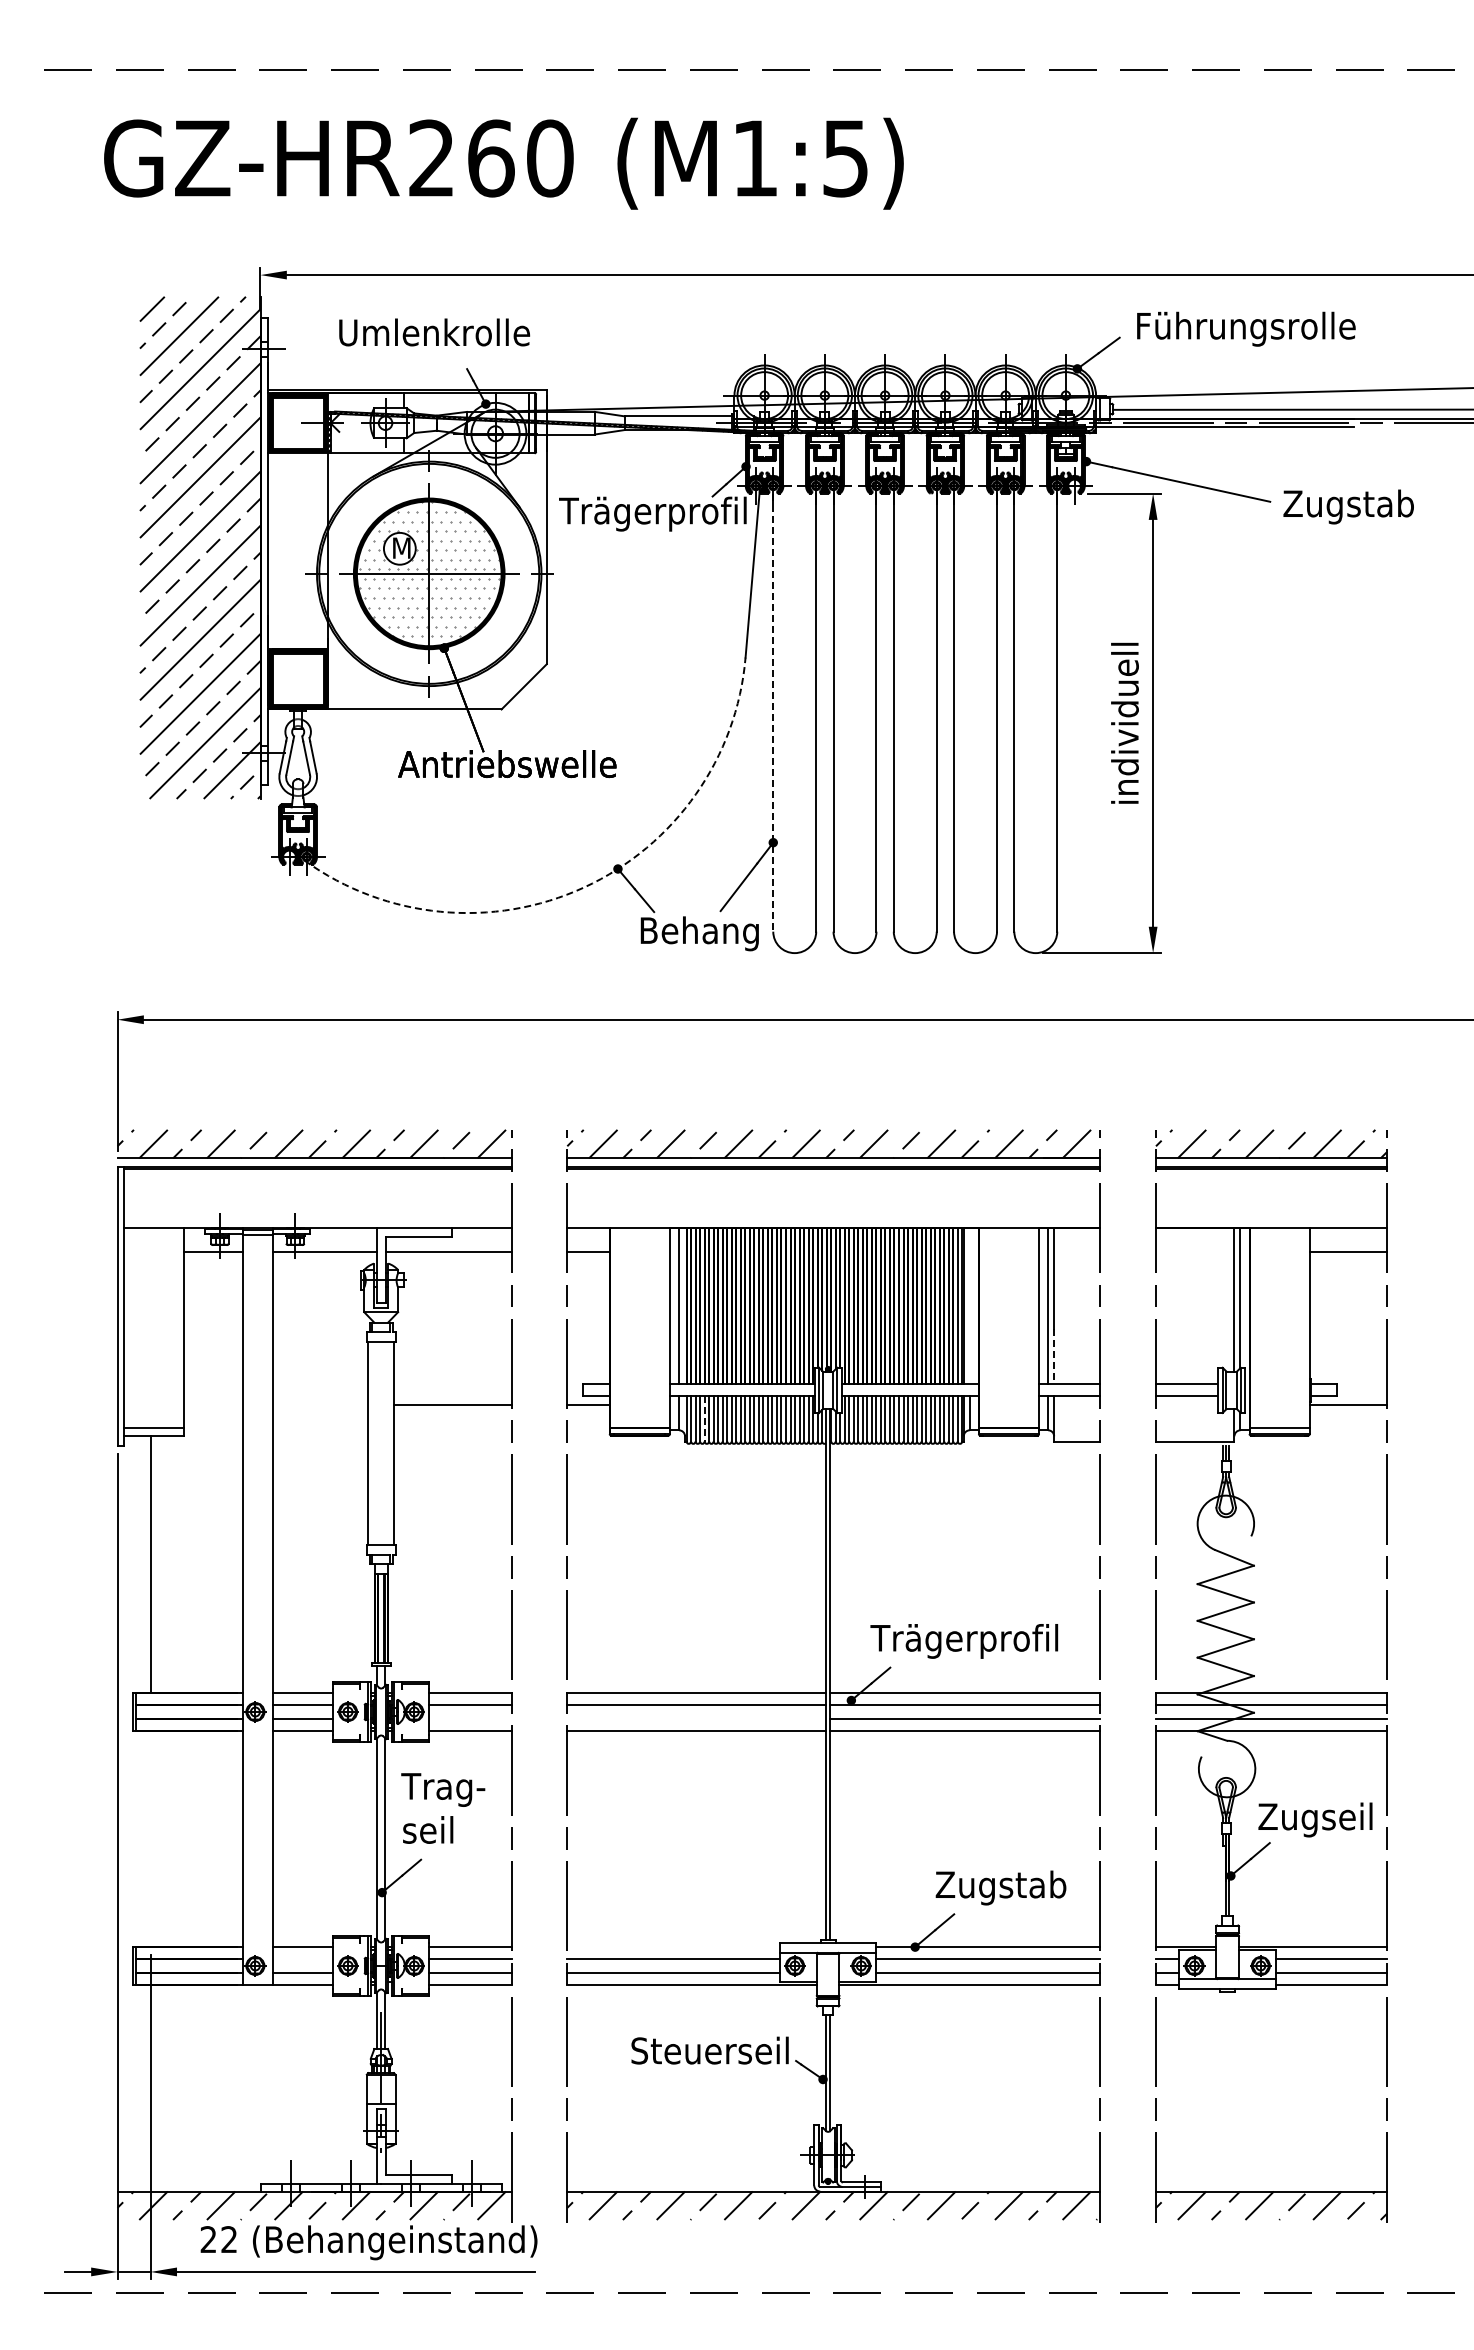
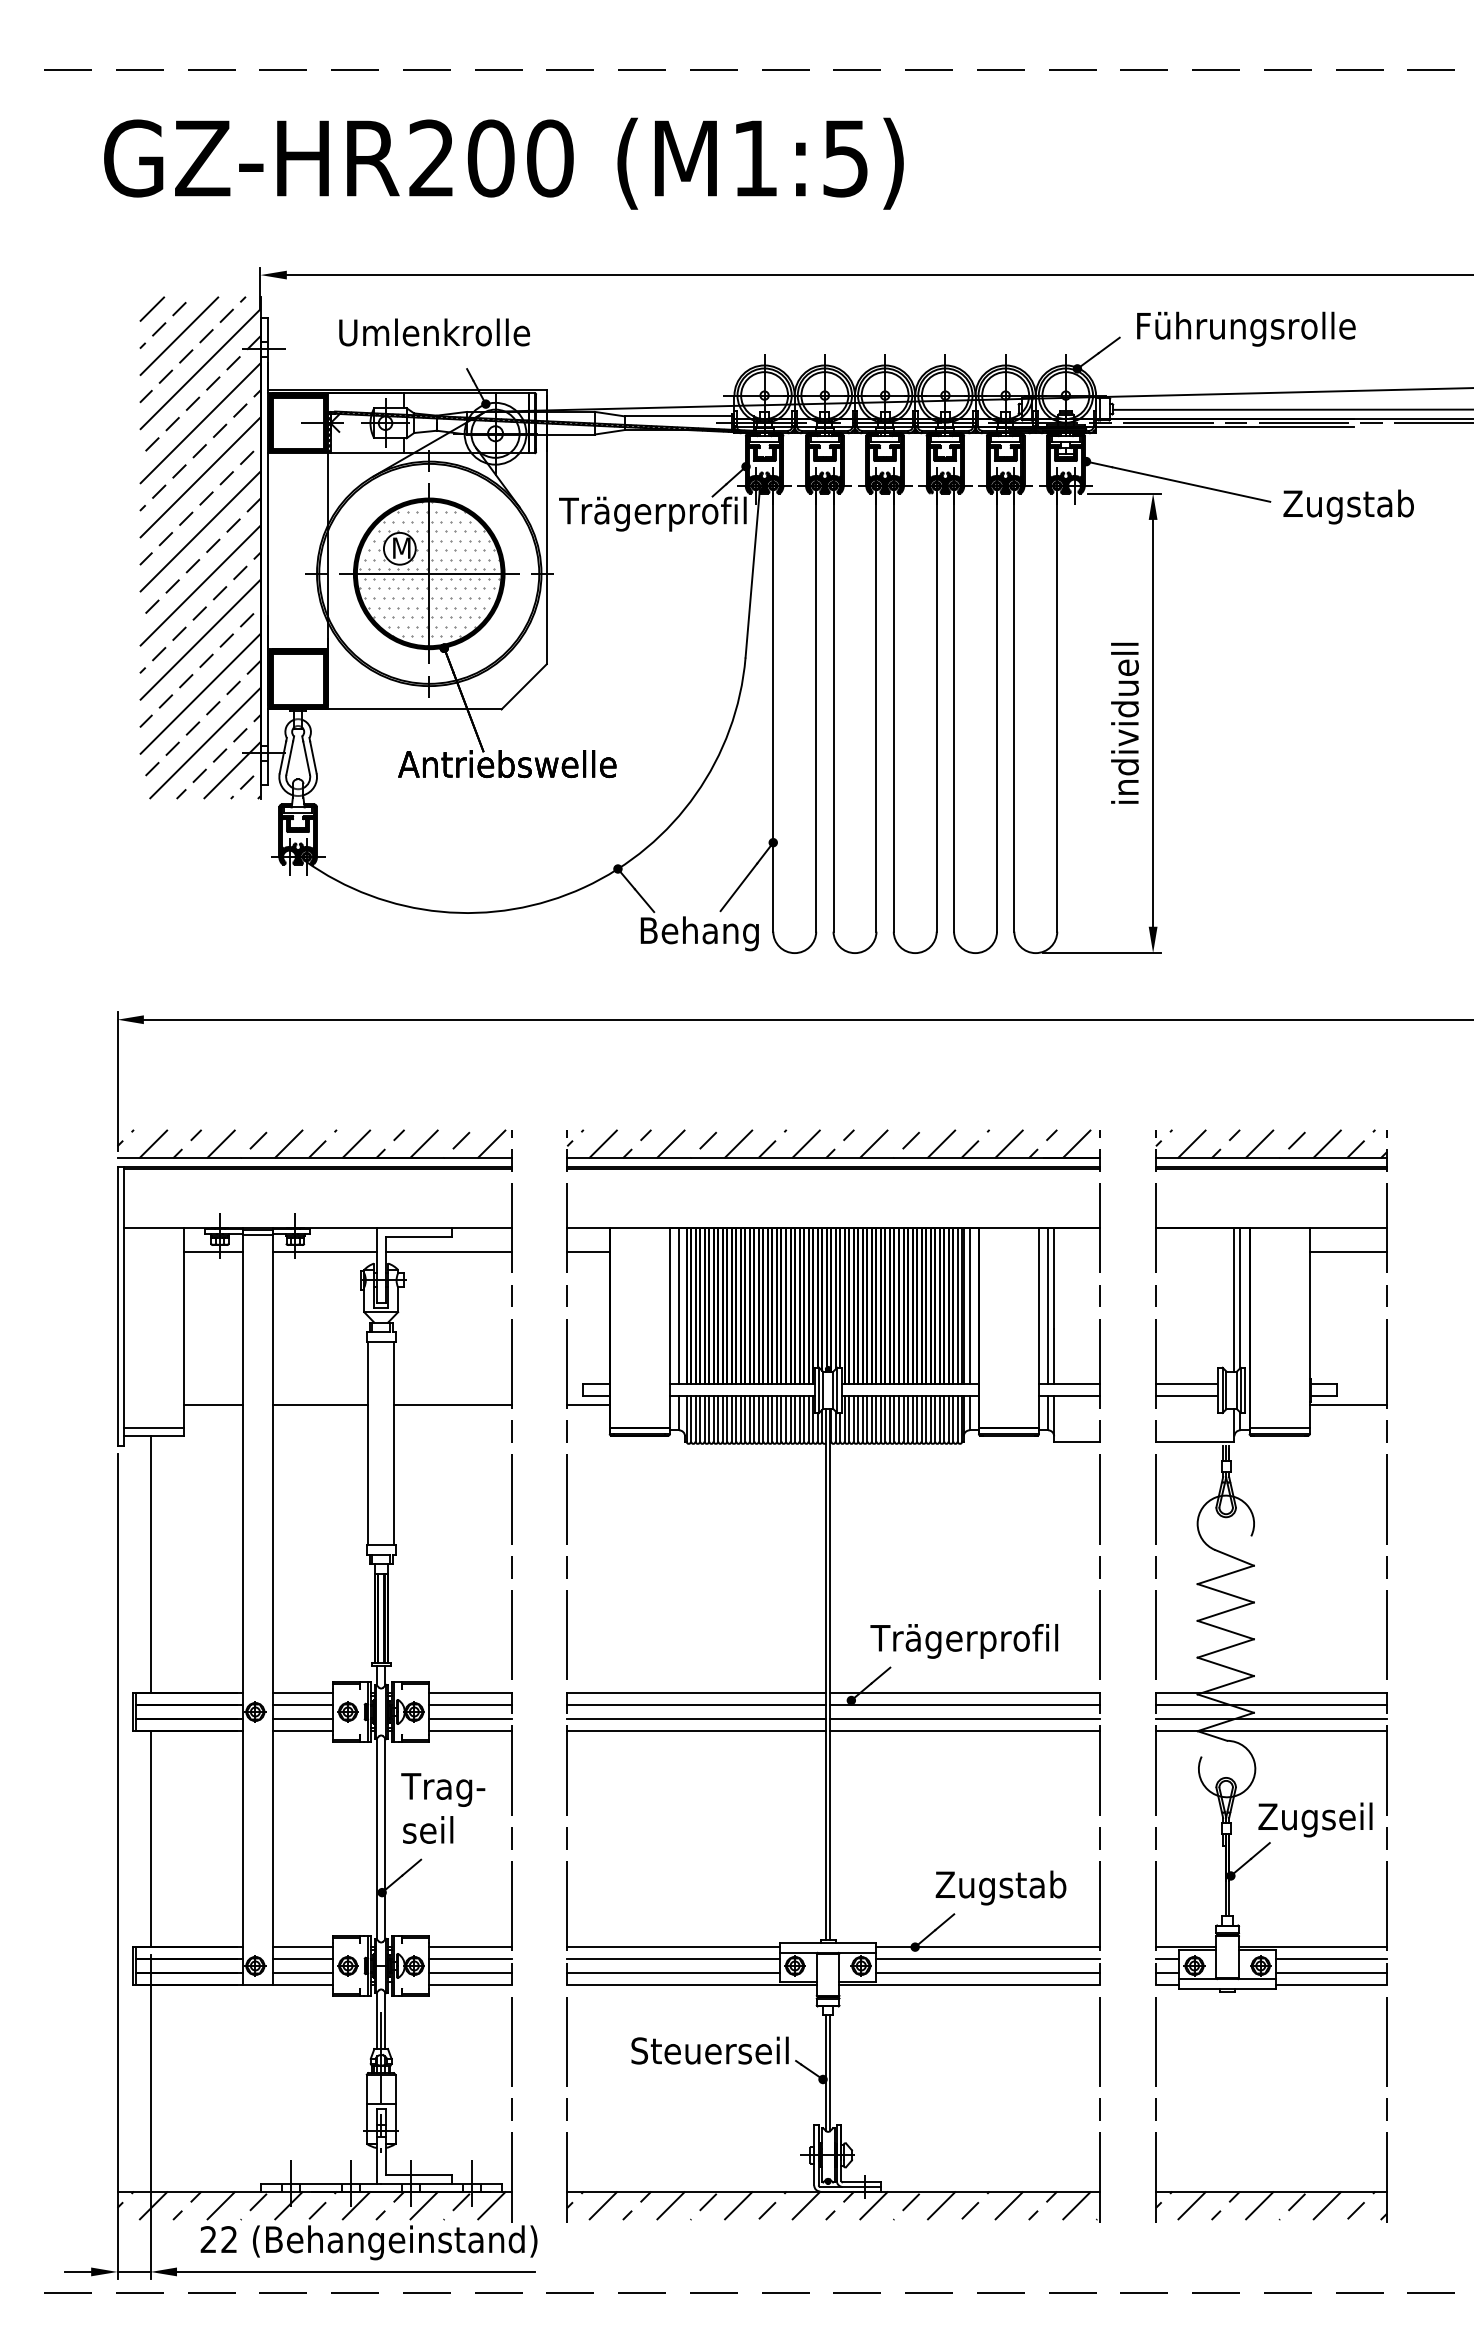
text: GZ-HR260 -> GZ-HR200 (490, 158)
line: dashed -> solid (773, 713)
arc: dashed -> solid (584, 887)
line: none -> present (969, 1305)
line: dashed -> solid (1054, 1356)
line: none -> present (212, 1405)
line: none -> present (320, 1405)
line: dashed -> solid (704, 1418)
line: none -> present (470, 1718)
line: none -> present (696, 1718)
line: none -> present (150, 1838)
line: none -> present (673, 1947)
line: none -> present (302, 1959)
